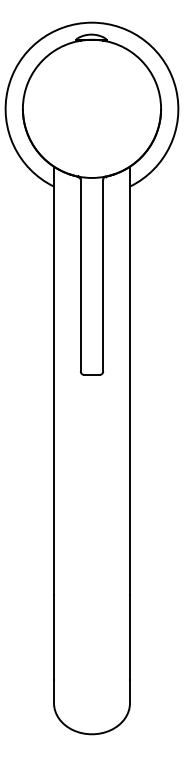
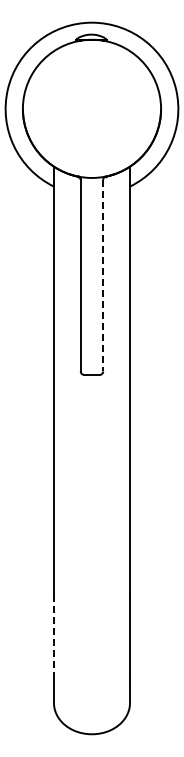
line: solid -> dashed (103, 275)
line: solid -> dashed (53, 637)
